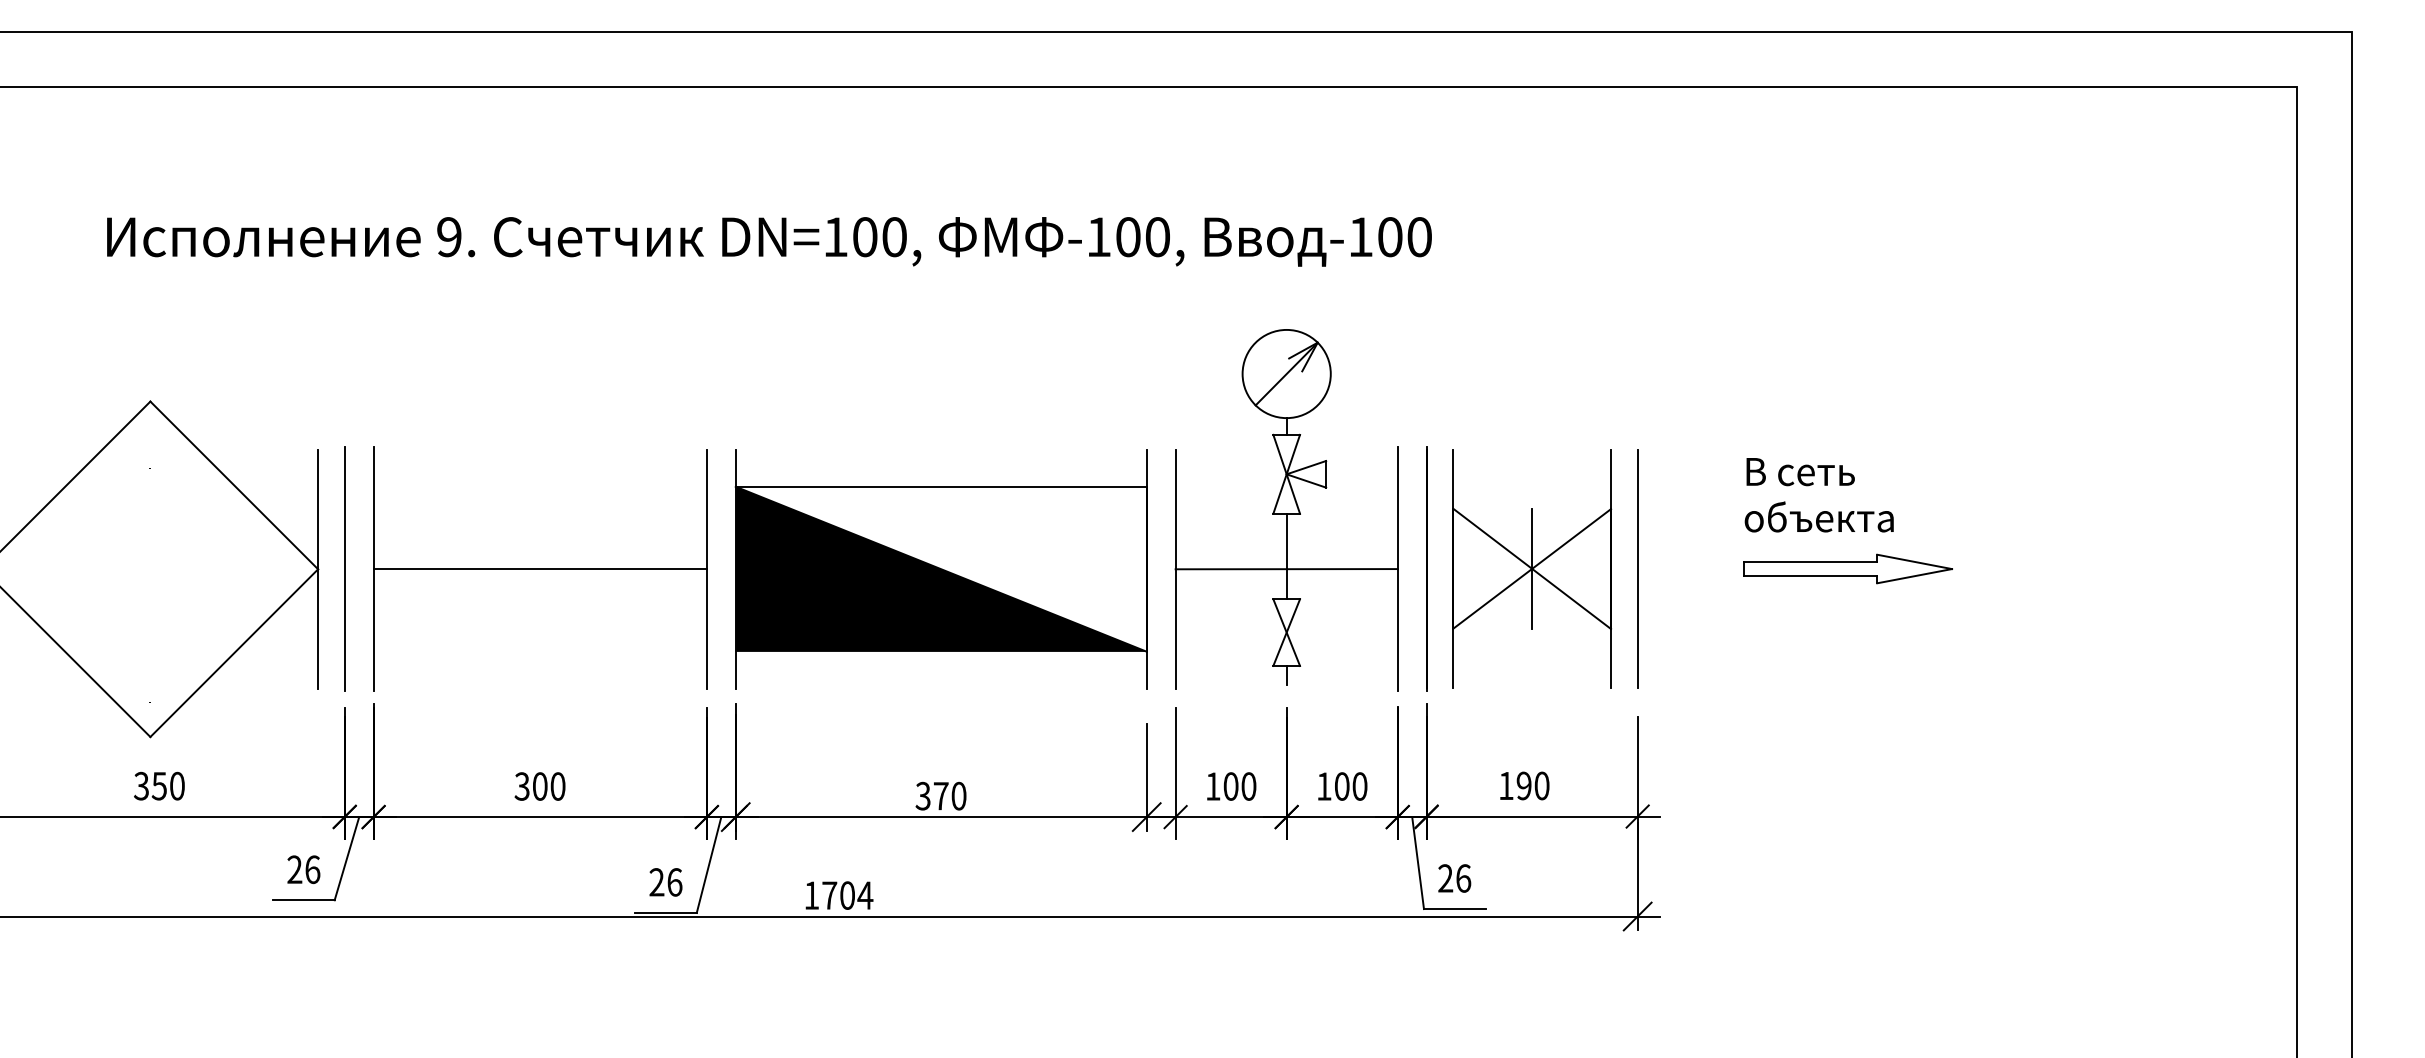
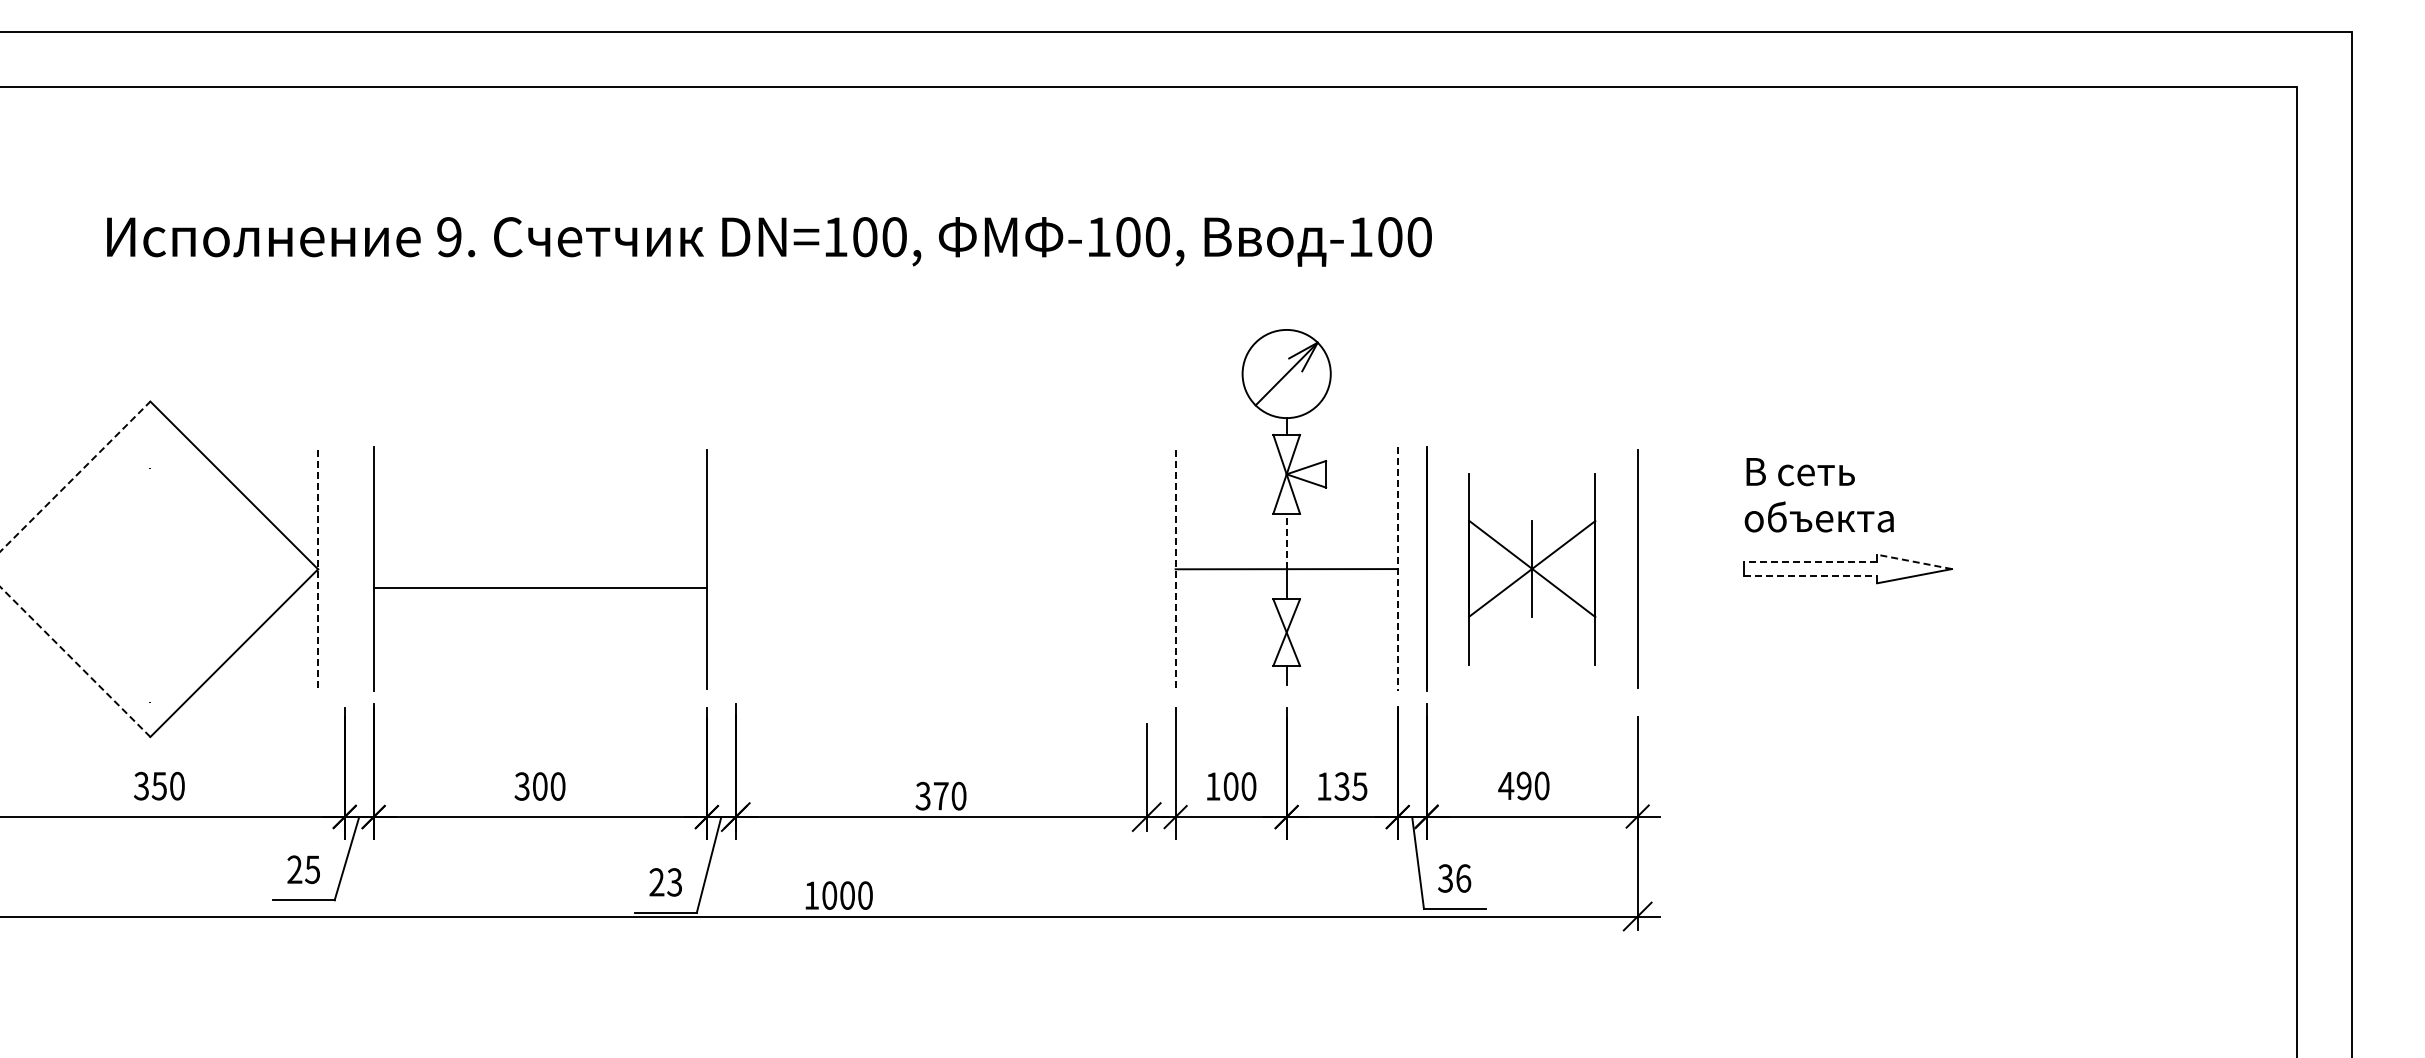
line: solid -> dashed (75, 476)
line: solid -> dashed (1286, 541)
line: solid -> dashed (1810, 561)
line: solid -> dashed (1914, 561)
line: present -> none (344, 568)
part size: 161x240 px -> 129x193 px (1532, 569)
line: solid -> dashed (318, 569)
line position: (539, 569) -> (539, 588) (539, 588)
part: present -> none (940, 569)
line: solid -> dashed (1175, 569)
line: solid -> dashed (1397, 569)
line: solid -> dashed (1810, 576)
line: solid -> dashed (75, 661)
text: 190 -> 490 (1506, 785)
text: 100 -> 135 (1350, 786)
text: 26 -> 25 (312, 869)
text: 26 -> 36 (1445, 878)
text: 26 -> 23 (674, 882)
text: 1704 -> 1000 (847, 895)
